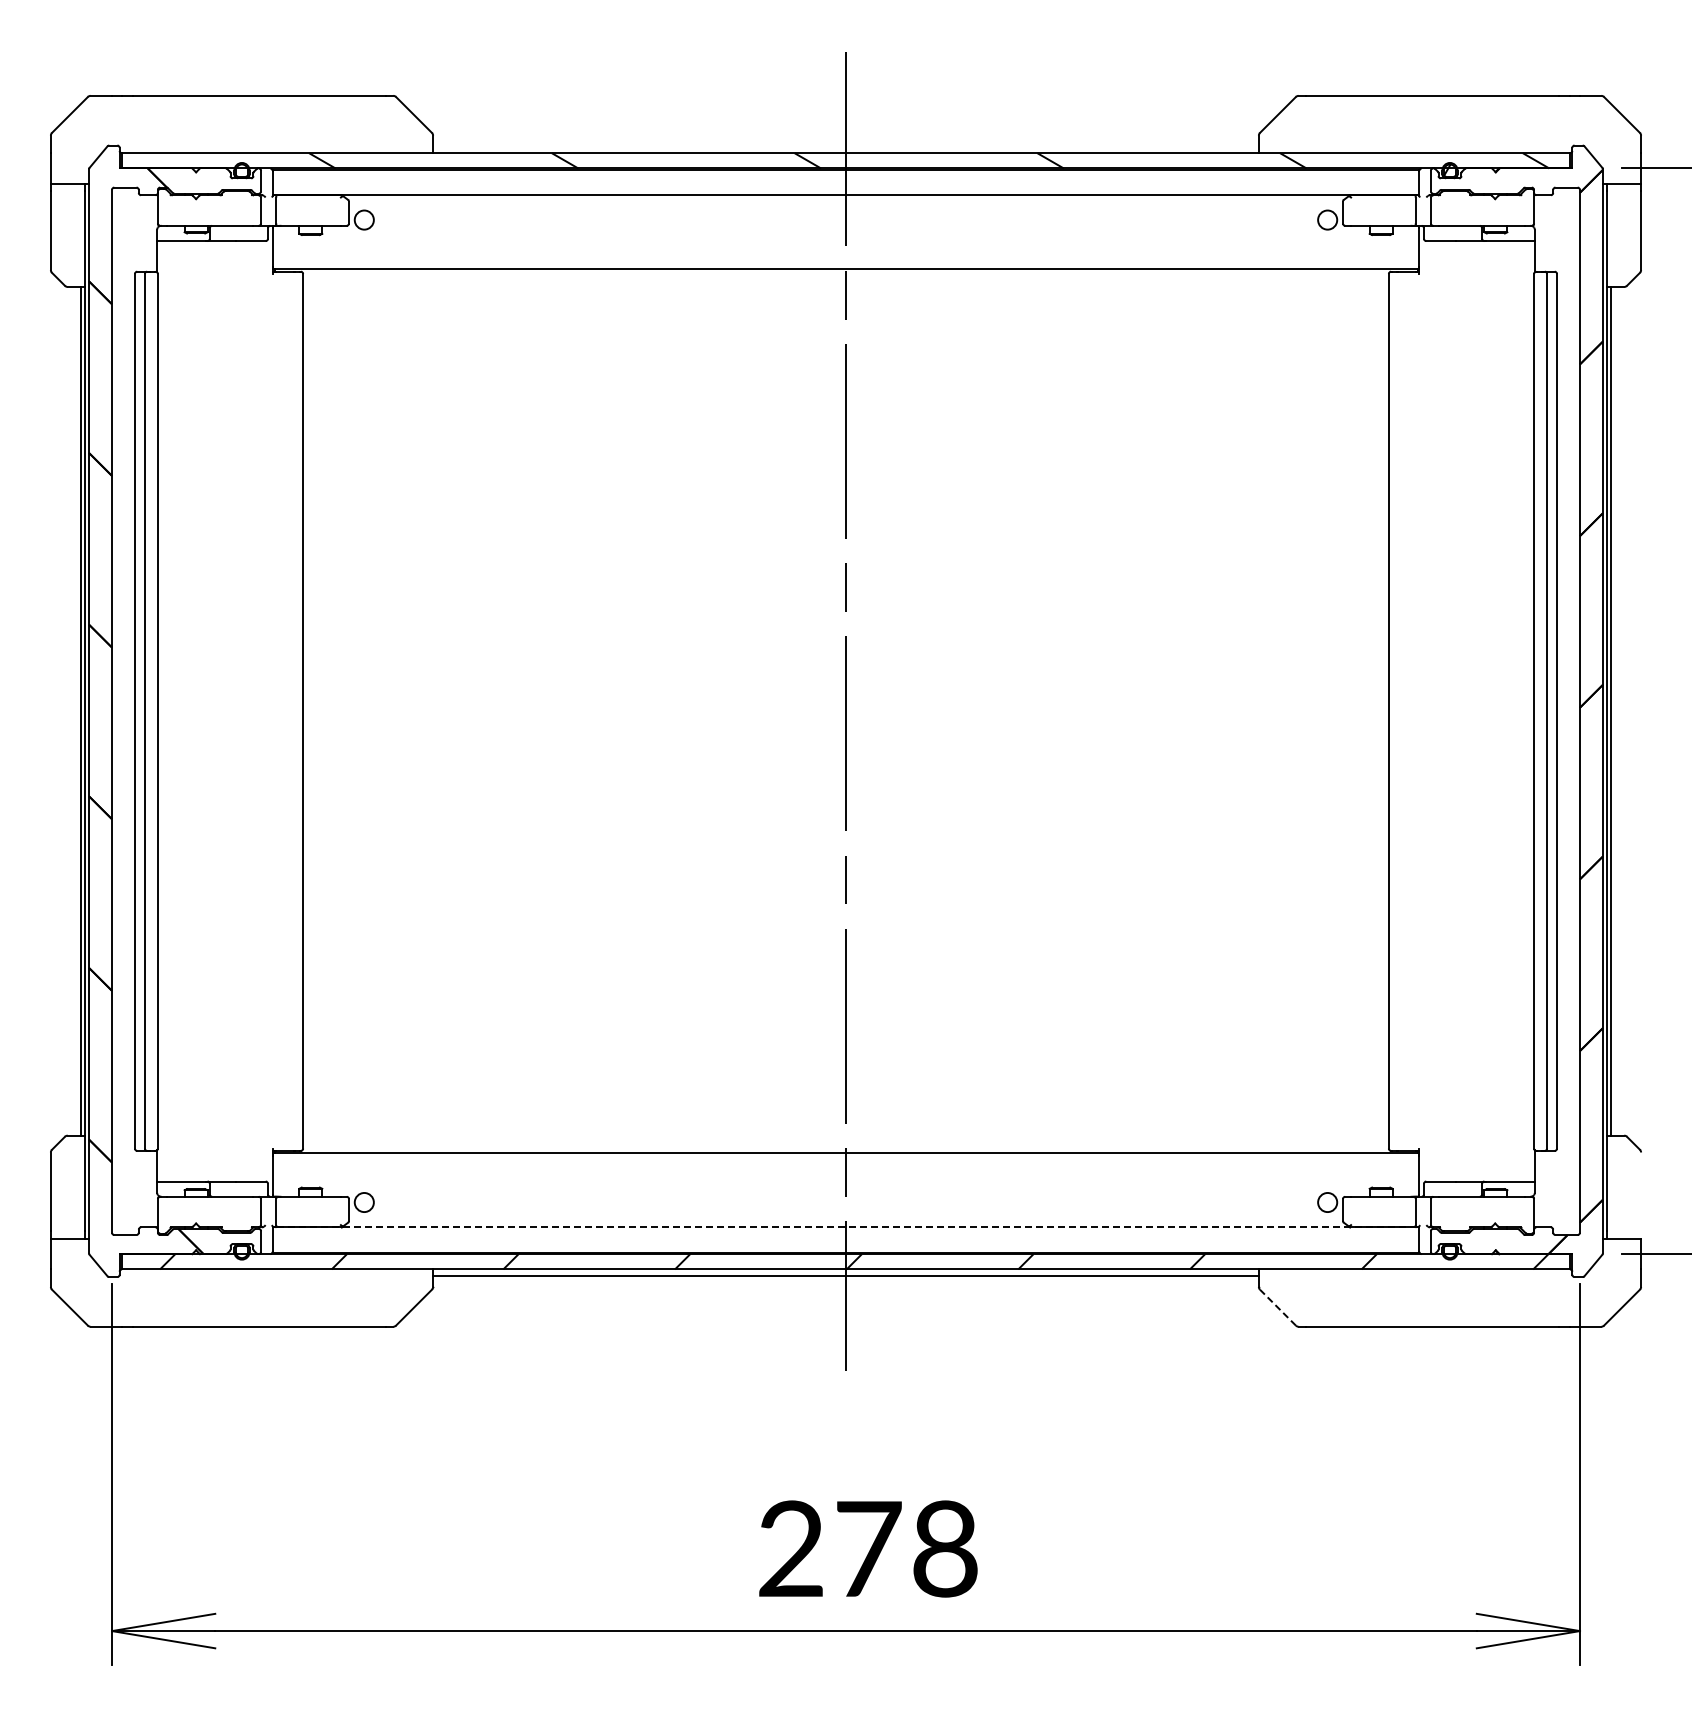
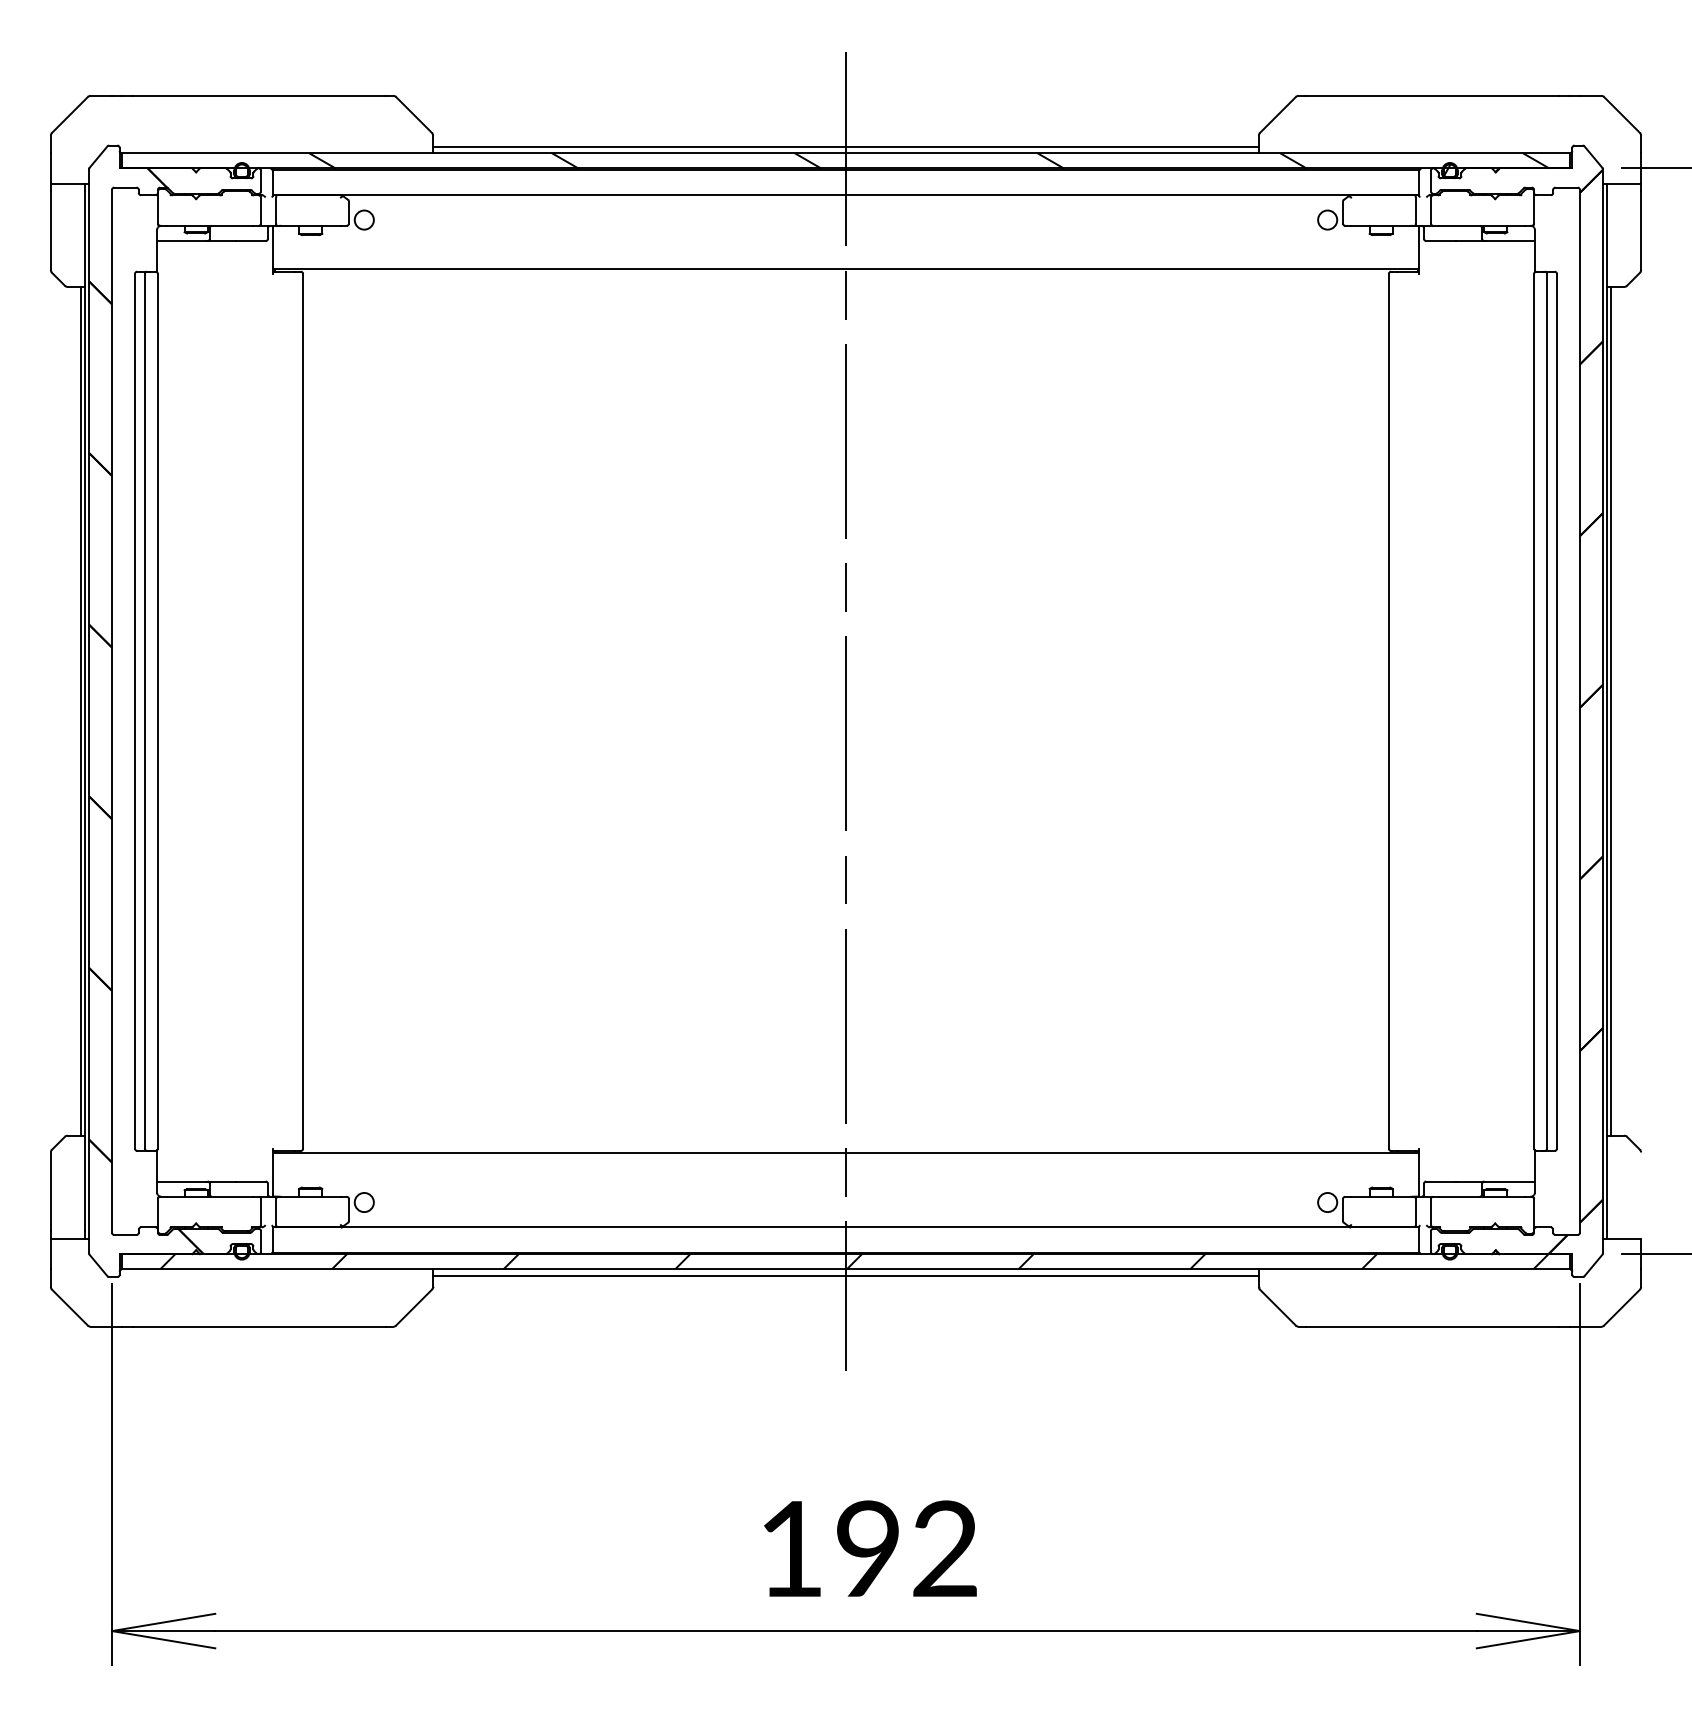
line: none -> present (845, 147)
line: dashed -> solid (846, 1227)
line: dashed -> solid (1277, 1307)
text: 278 -> 192 (868, 1548)
